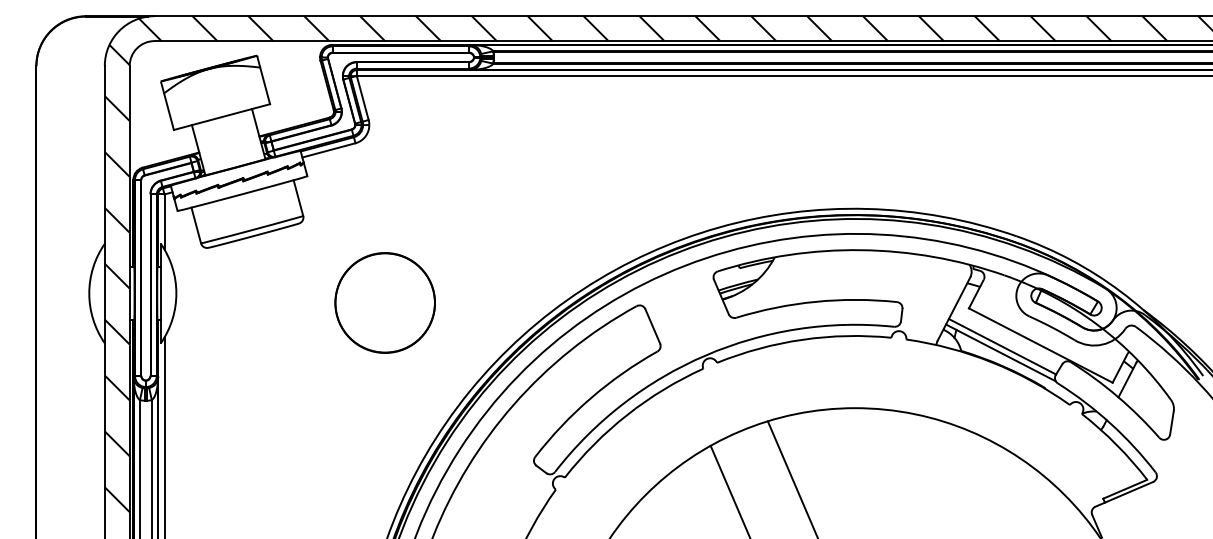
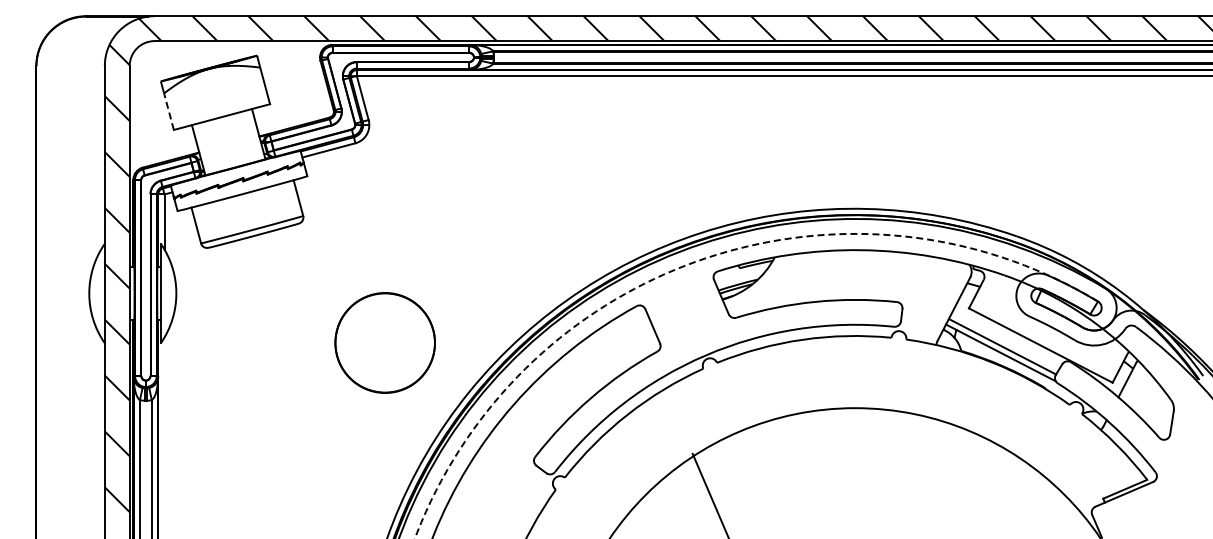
line: solid -> dashed (169, 111)
arc: solid -> dashed (701, 259)
circle position: (384, 302) -> (384, 342) (384, 342)
line: present -> none (164, 436)
line: present -> none (791, 478)
line position: (729, 490) -> (709, 494) (709, 494)
